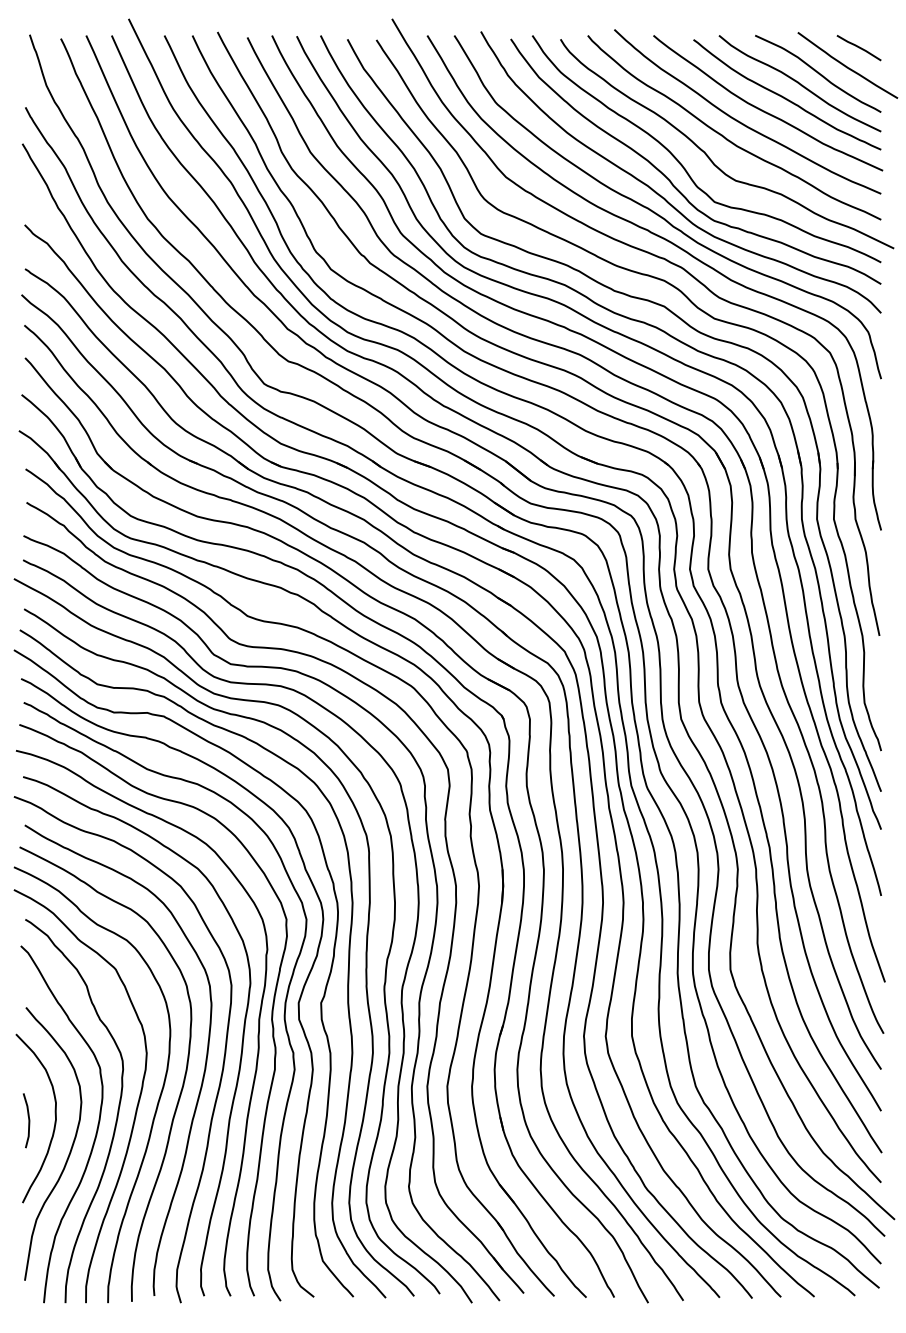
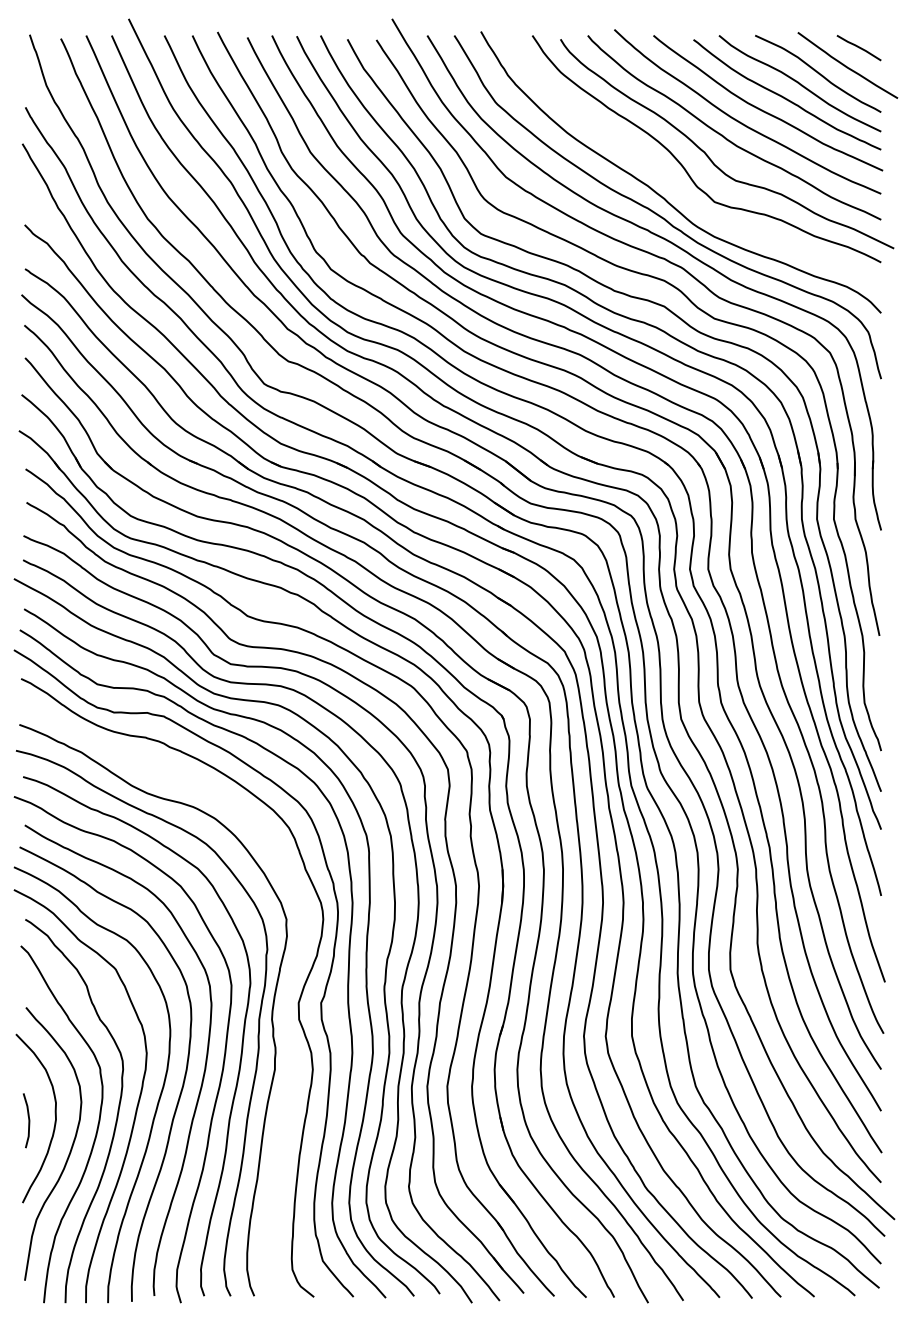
curve: present -> none (672, 182)
curve: present -> none (283, 1014)
